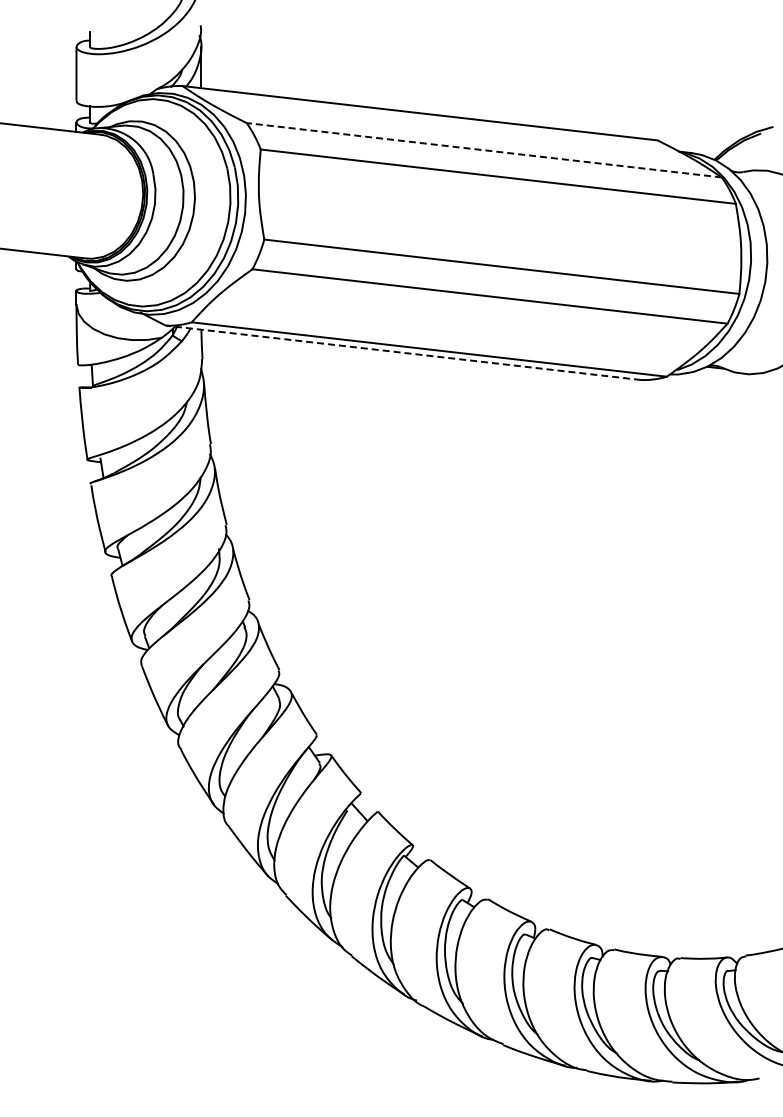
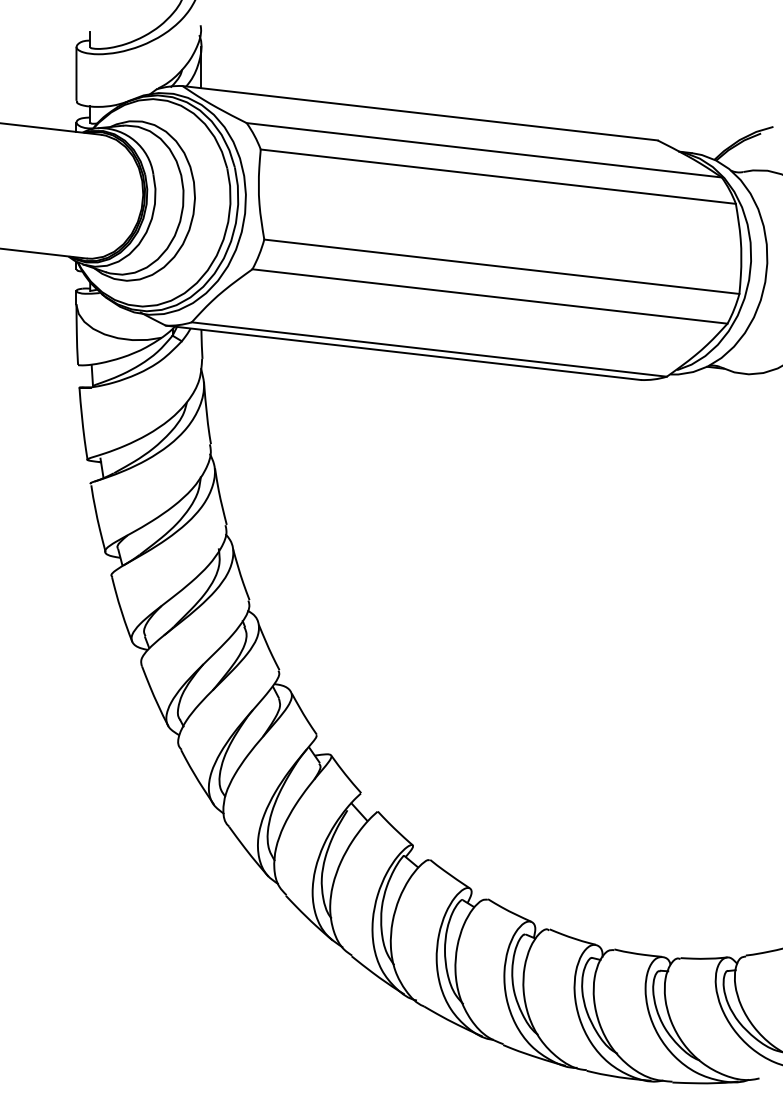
line: dashed -> solid (483, 150)
line: dashed -> solid (402, 352)
